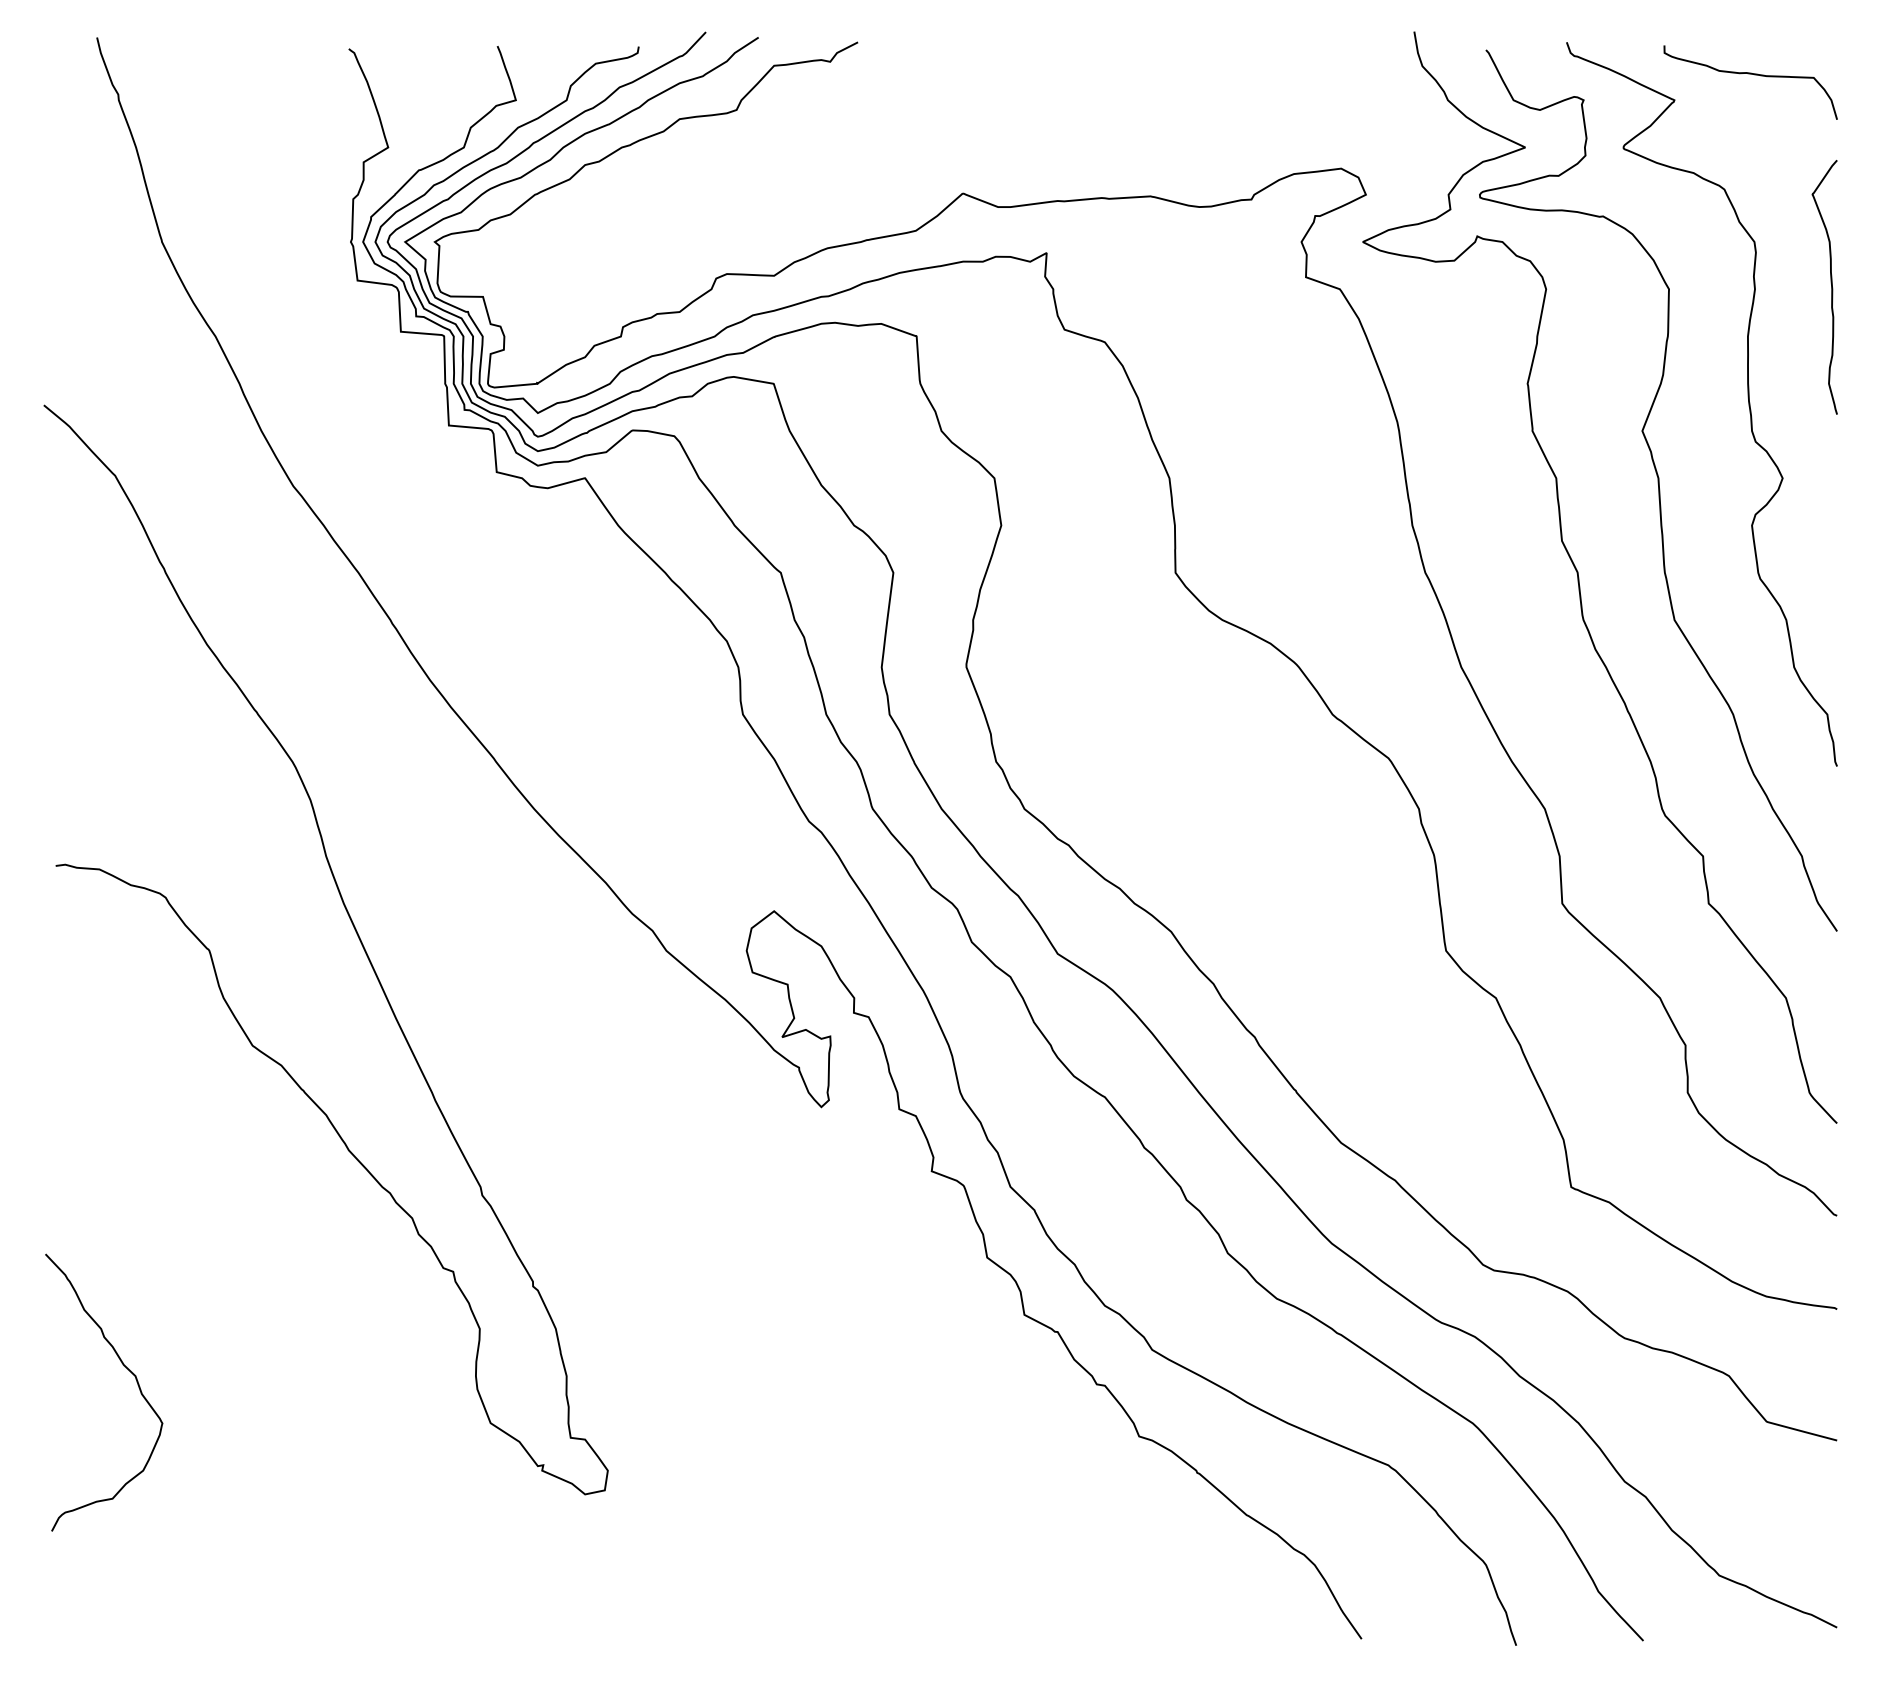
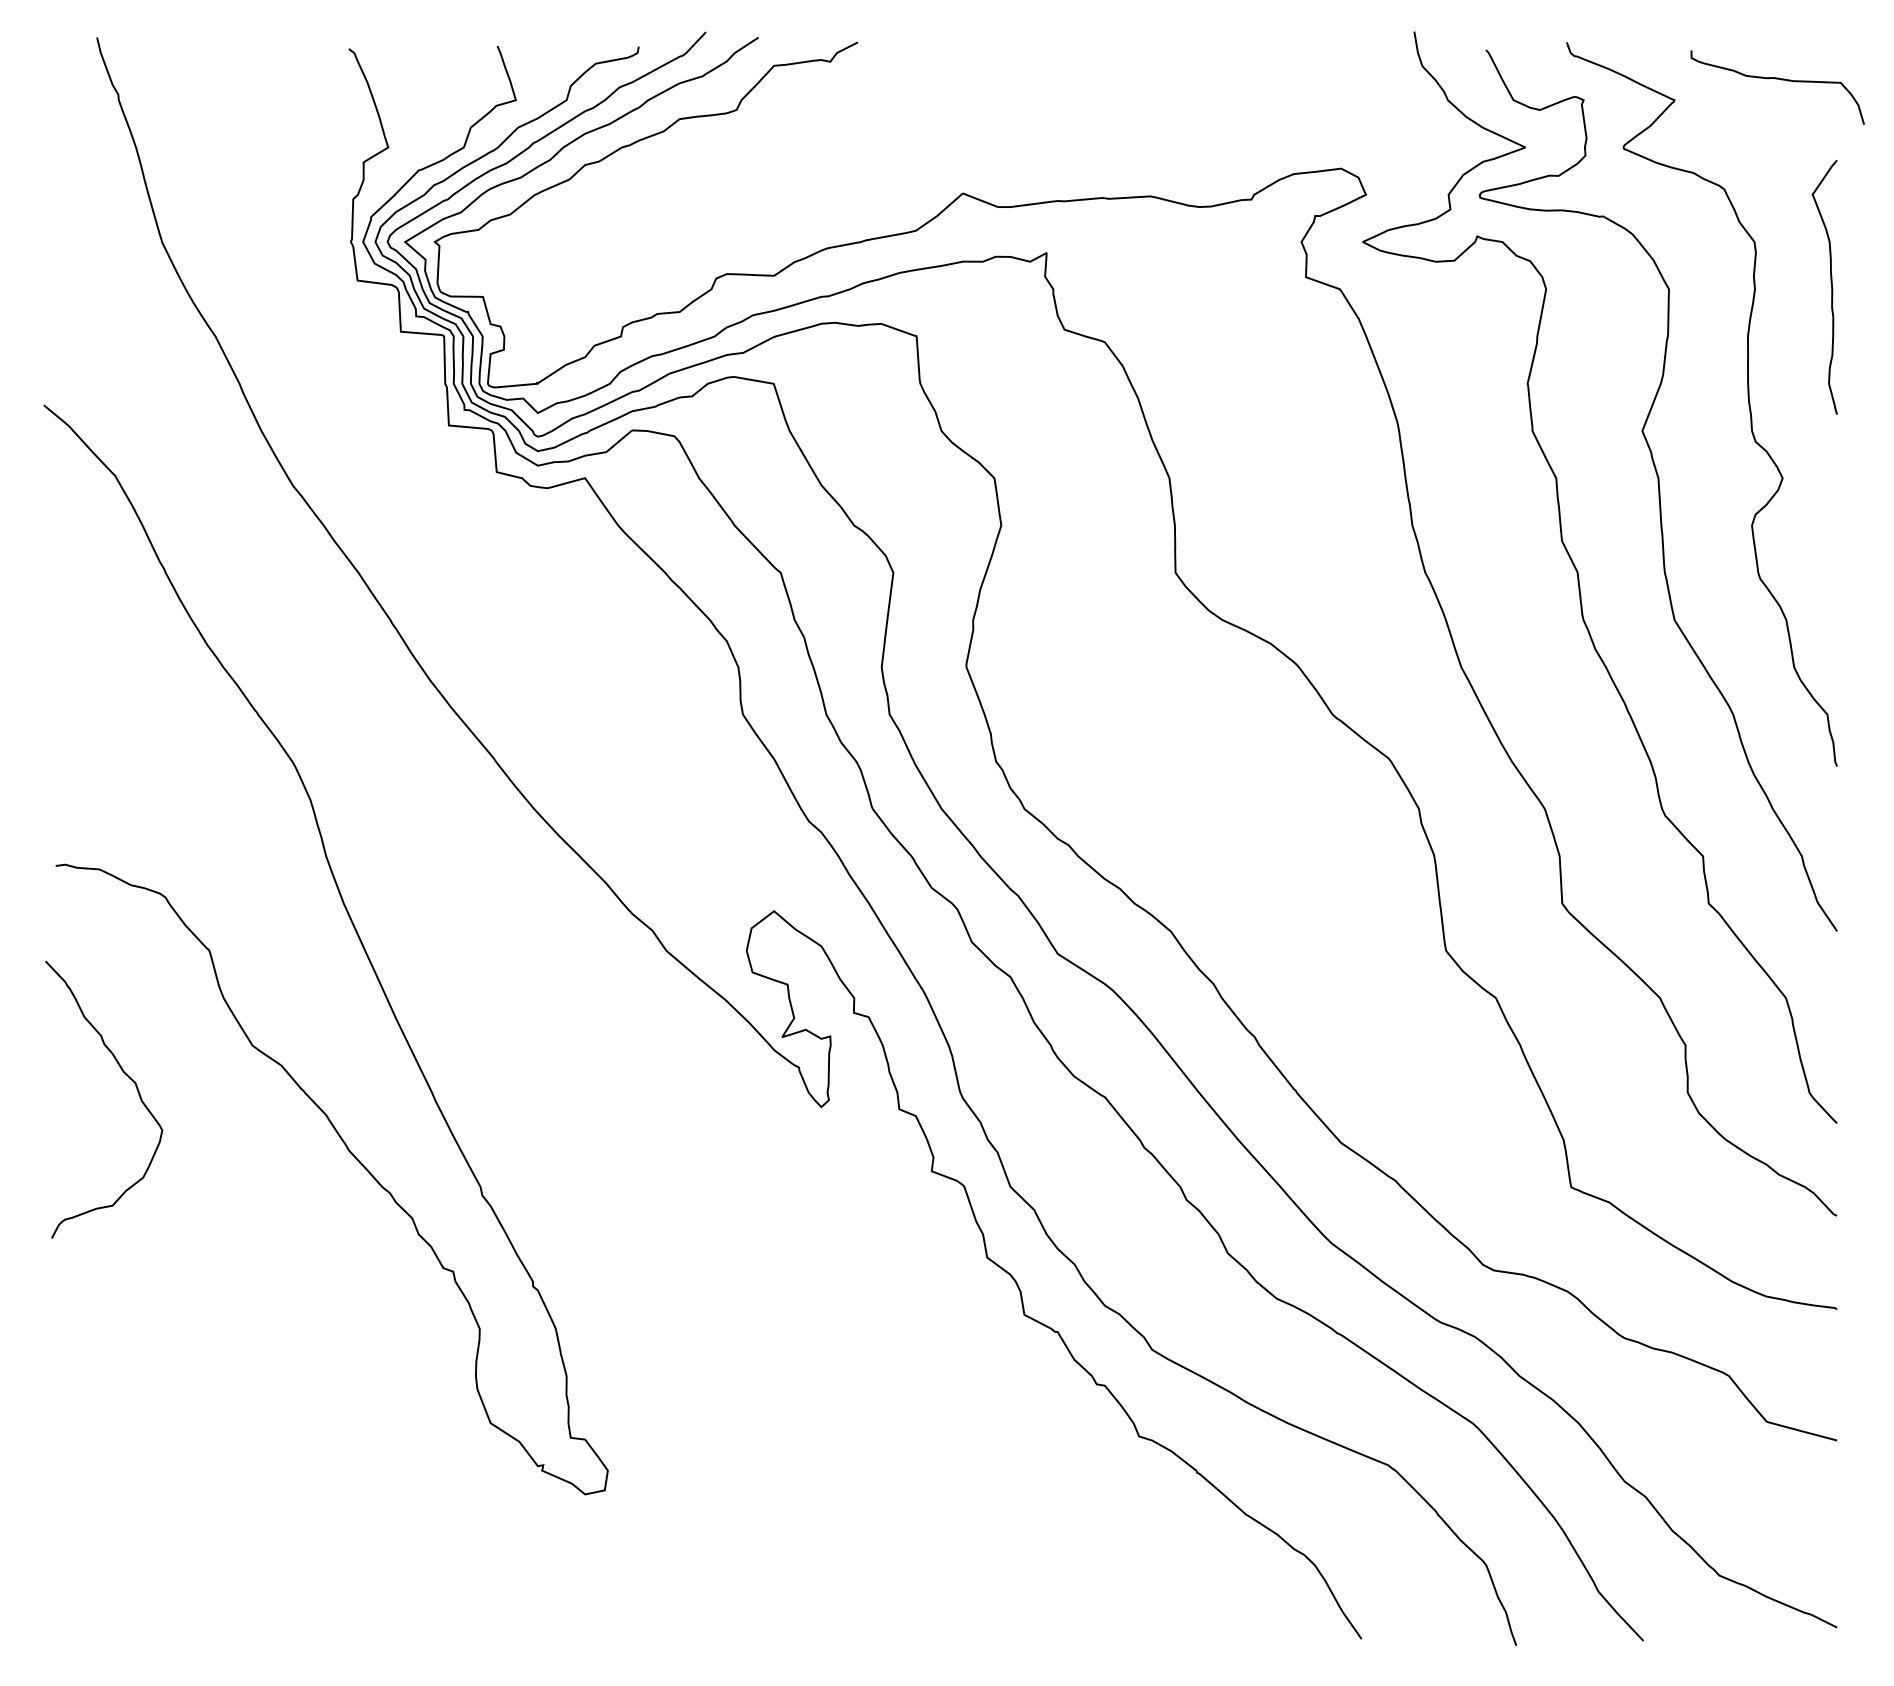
curve position: (1750, 74) -> (1777, 79) (1777, 79)
curve position: (127, 1369) -> (127, 1076) (127, 1076)
